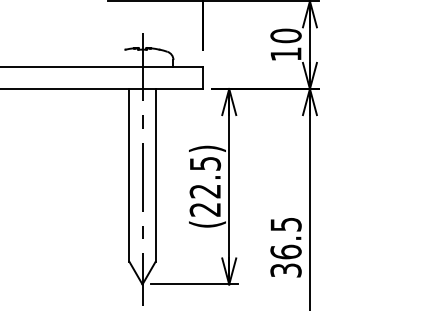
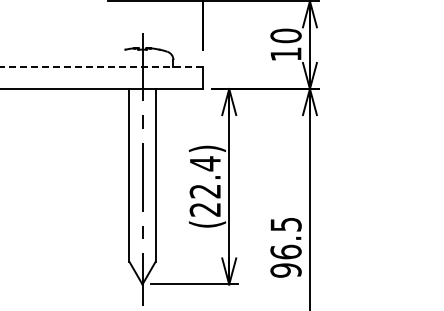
line: solid -> dashed (101, 67)
text: (22.5) -> (22.4) (205, 163)
text: 36.5 -> 96.5 (285, 270)
